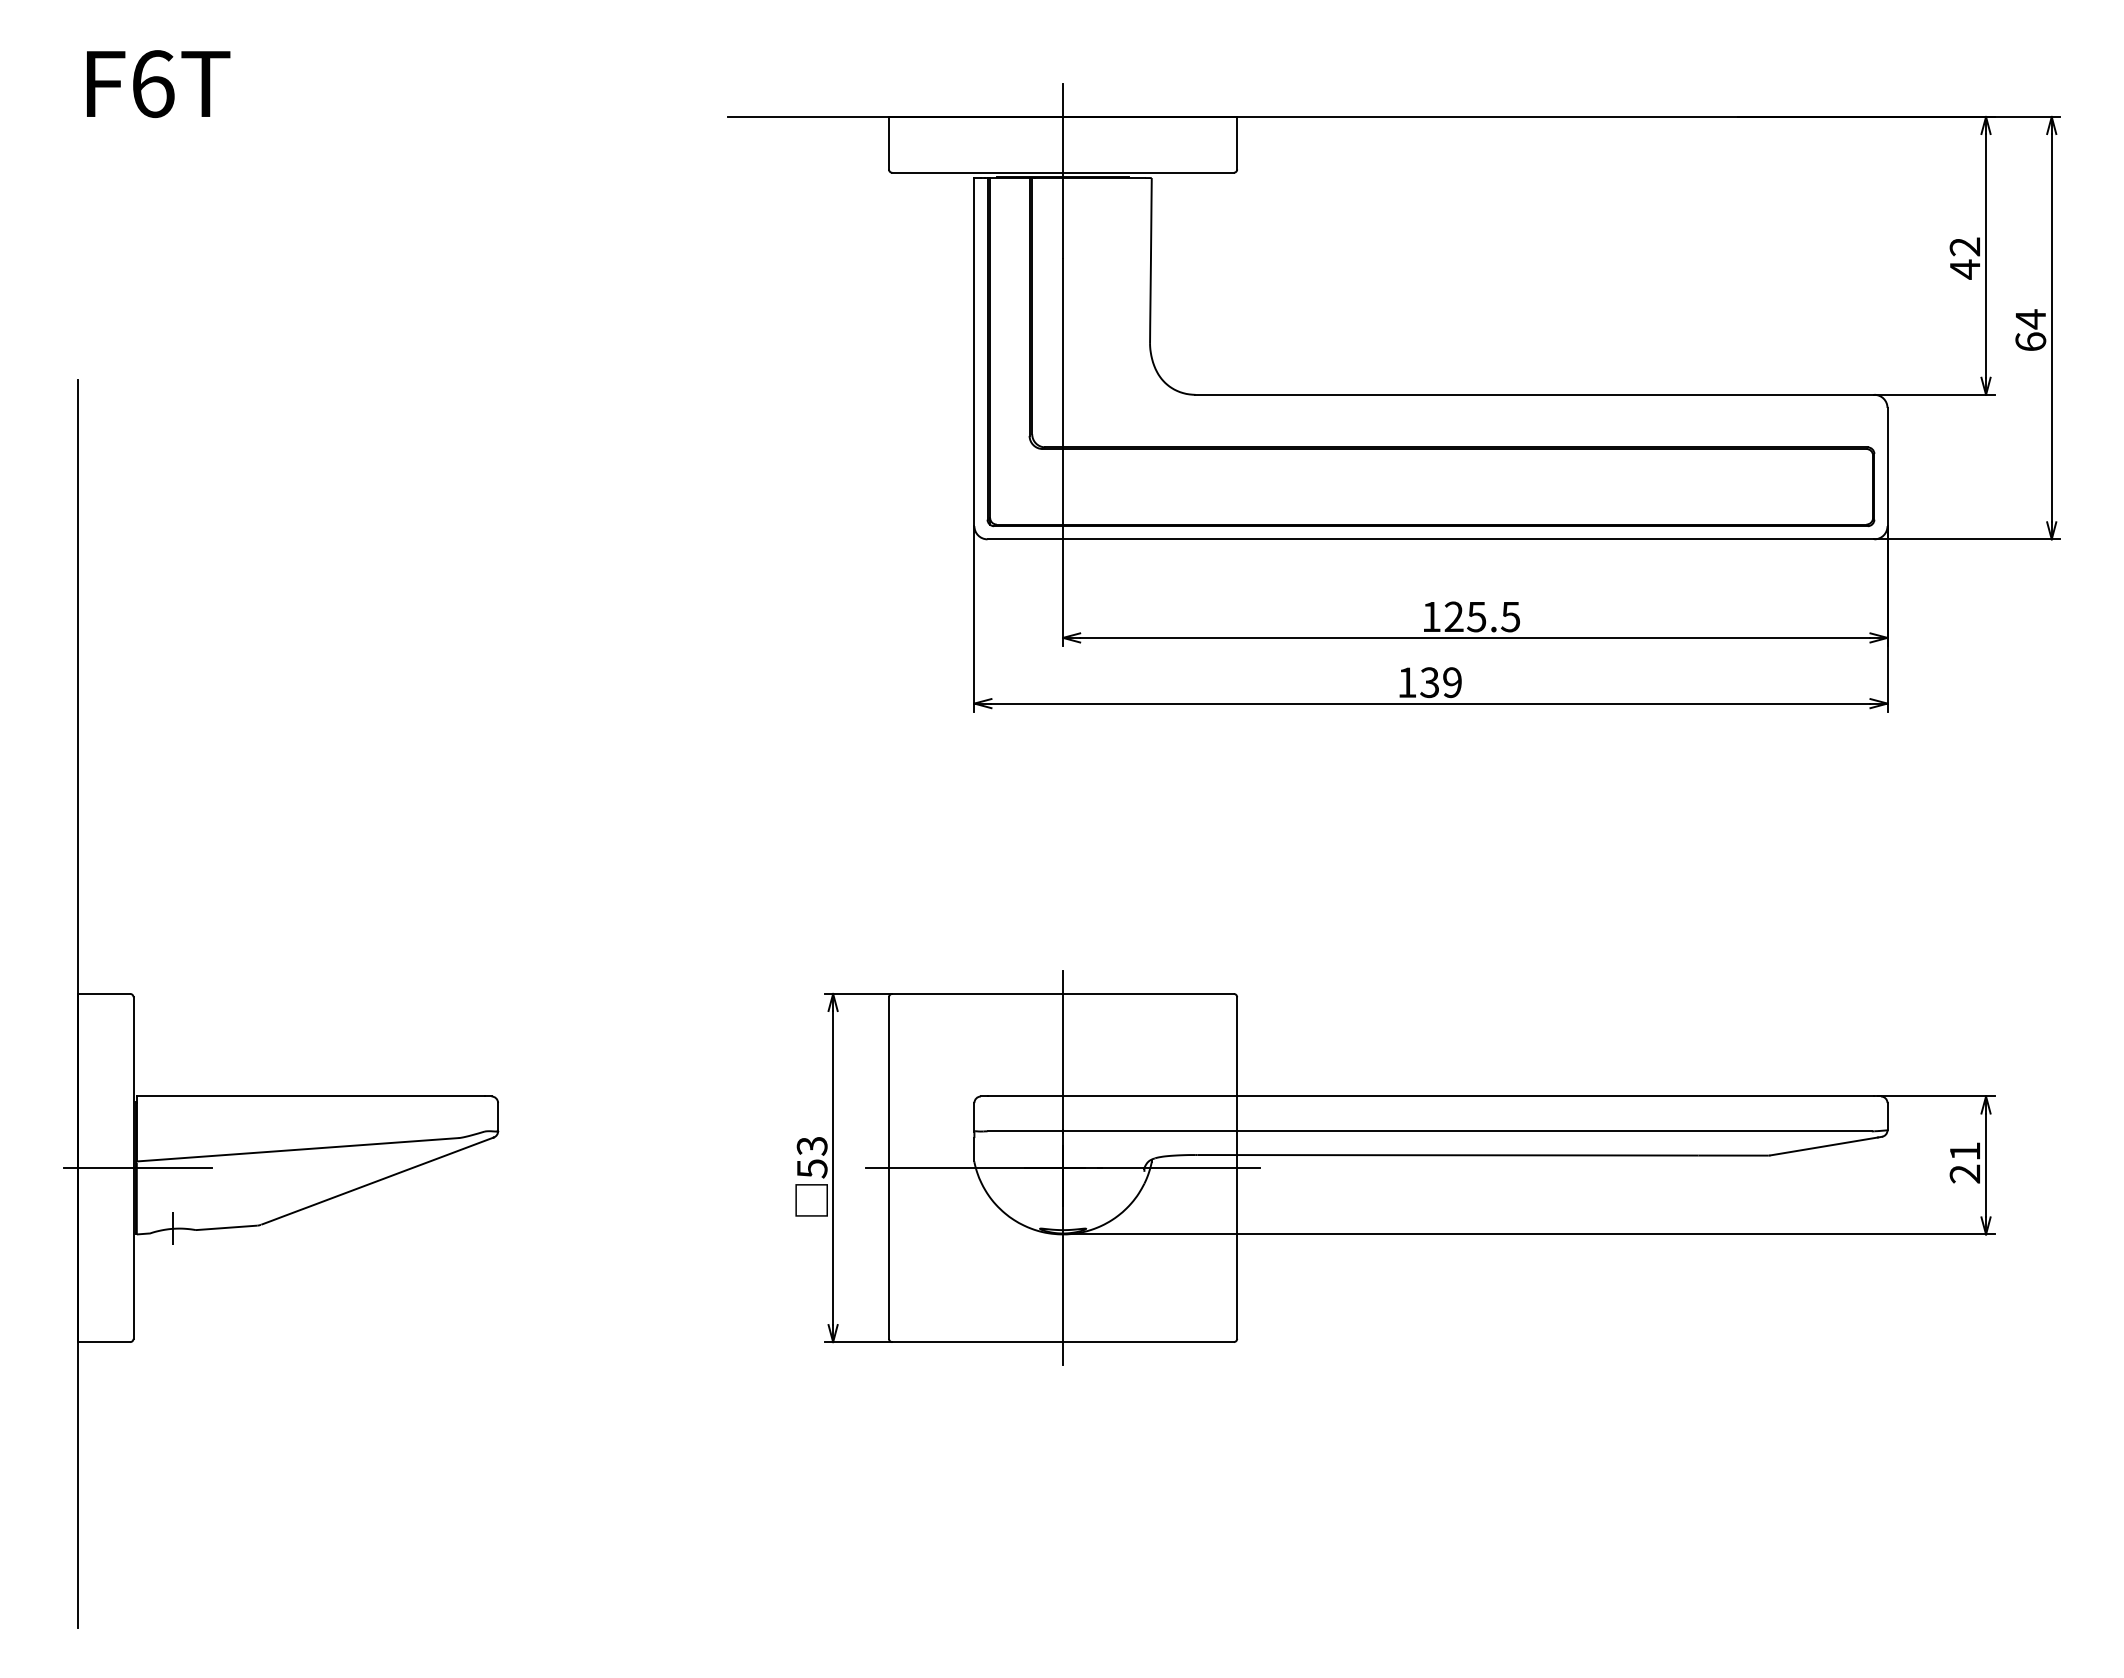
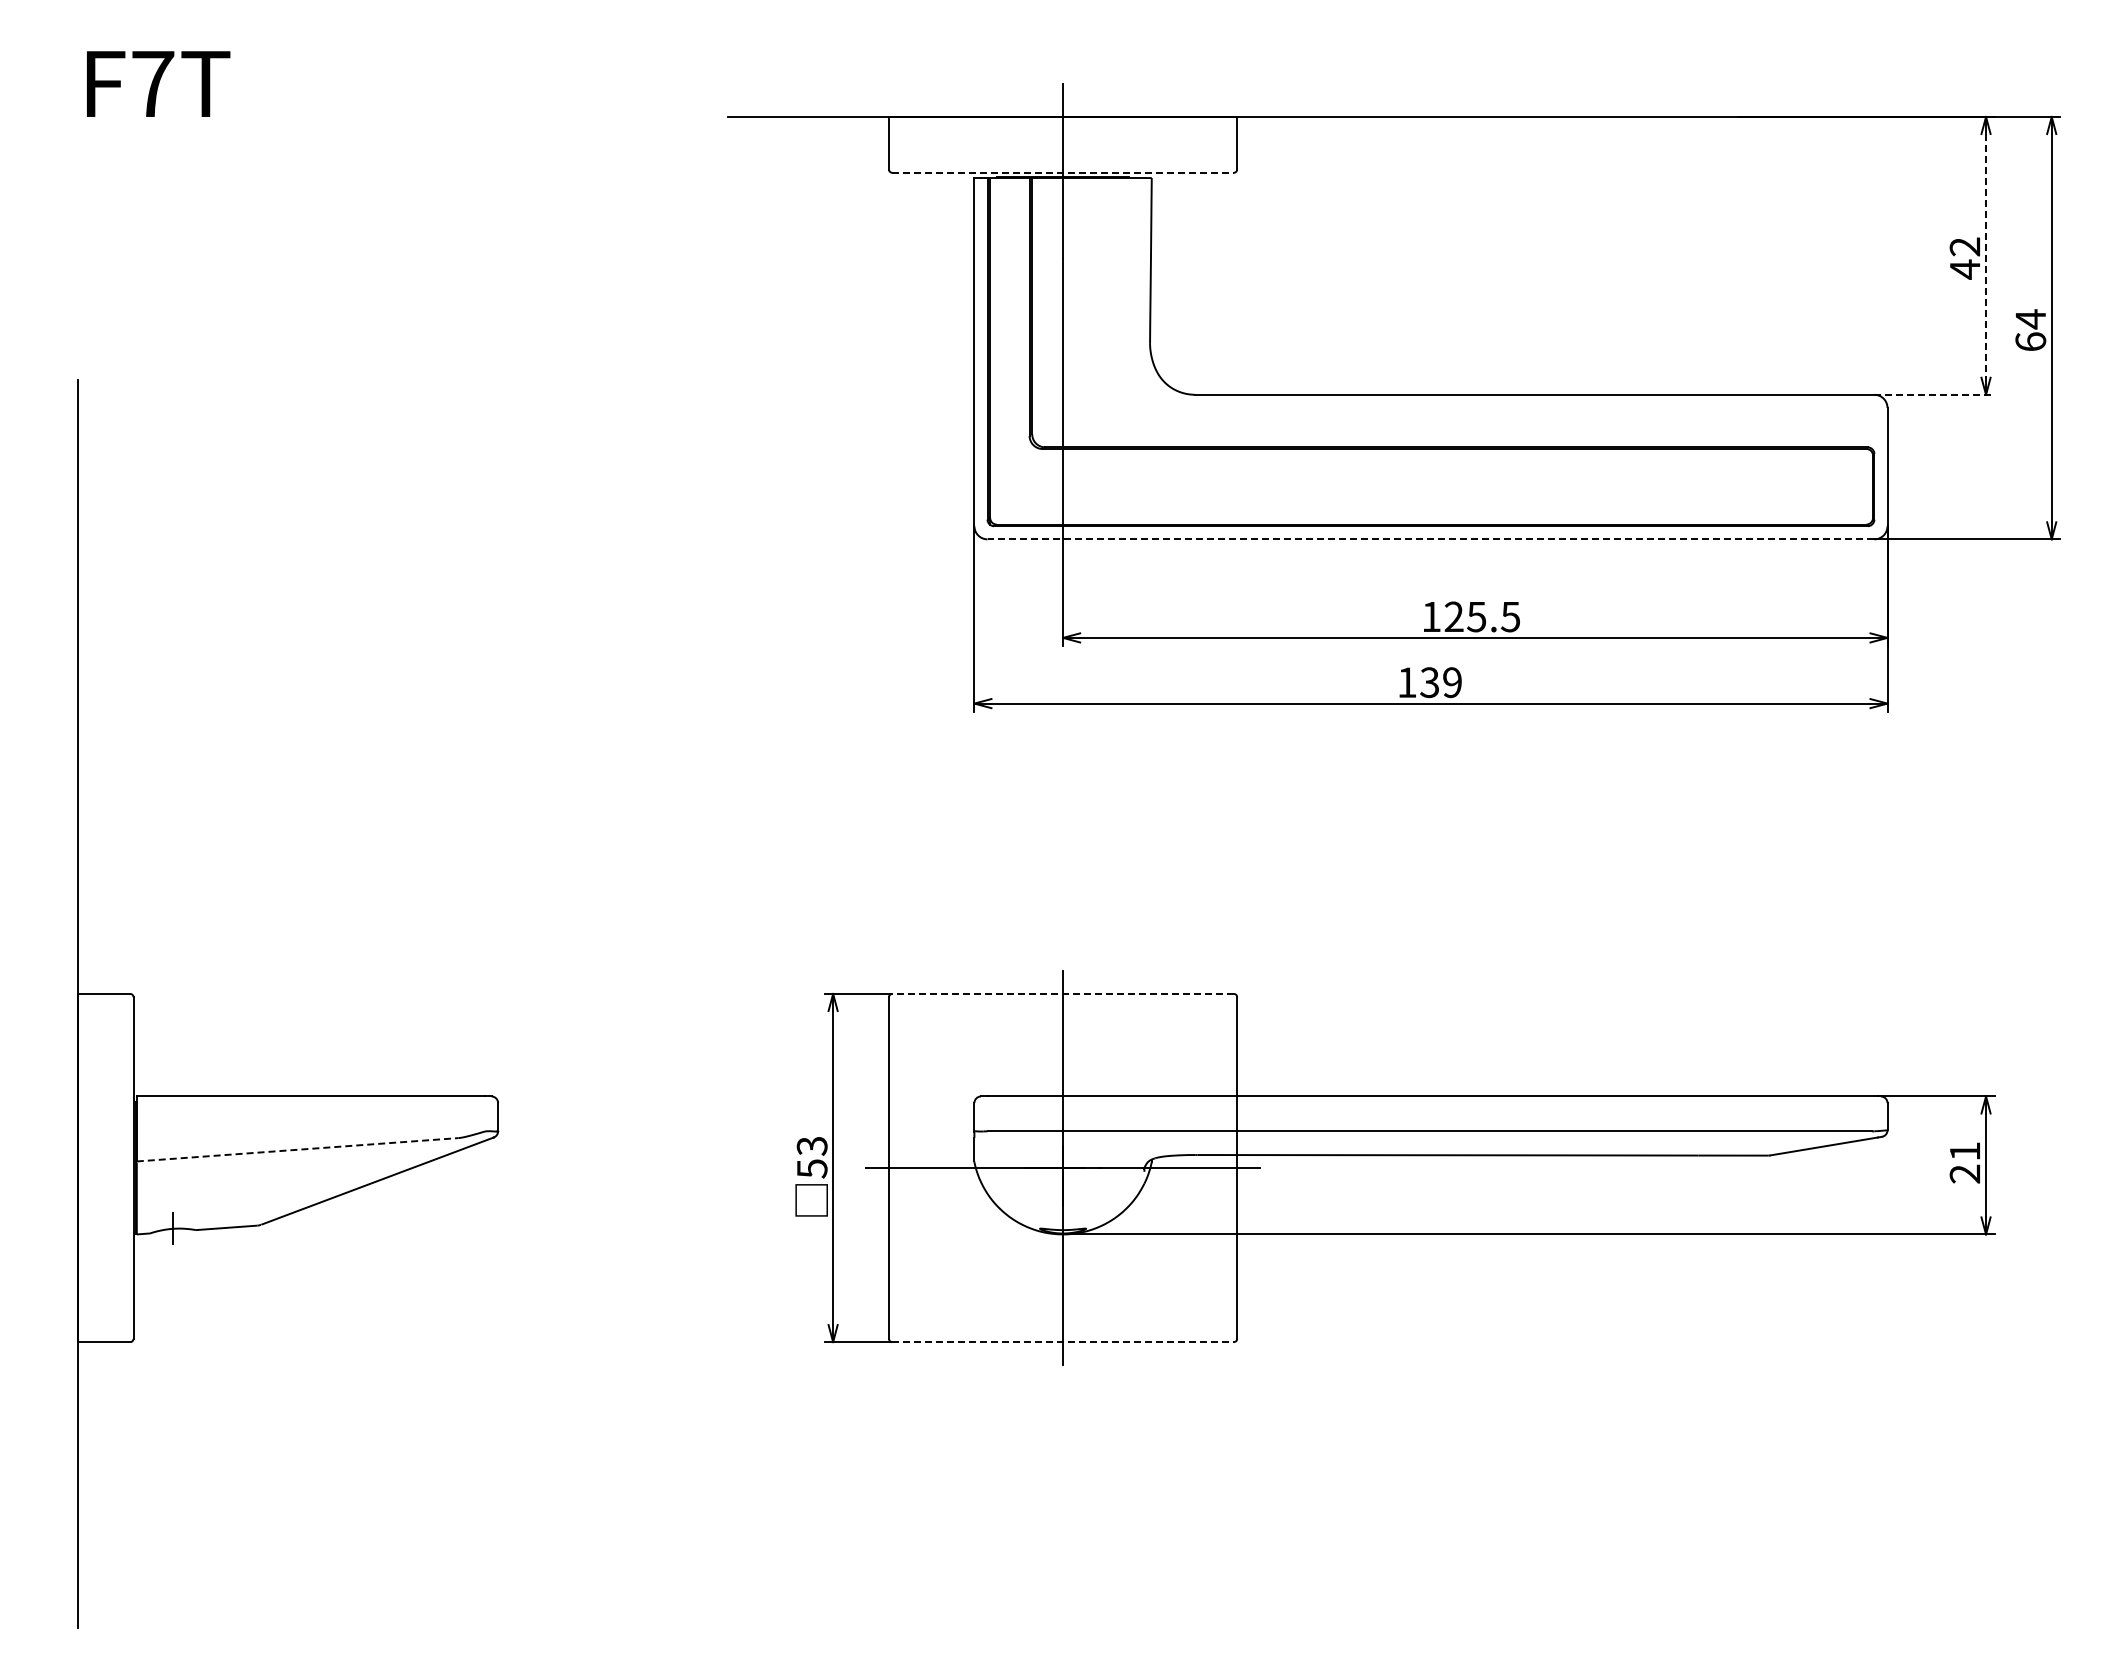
text: F6T -> F7T (153, 84)
line: solid -> dashed (1063, 172)
line: solid -> dashed (1986, 255)
line: solid -> dashed (1934, 394)
line: solid -> dashed (1430, 539)
line: solid -> dashed (1063, 993)
line: solid -> dashed (298, 1149)
line: present -> none (137, 1168)
line: solid -> dashed (1063, 1342)
